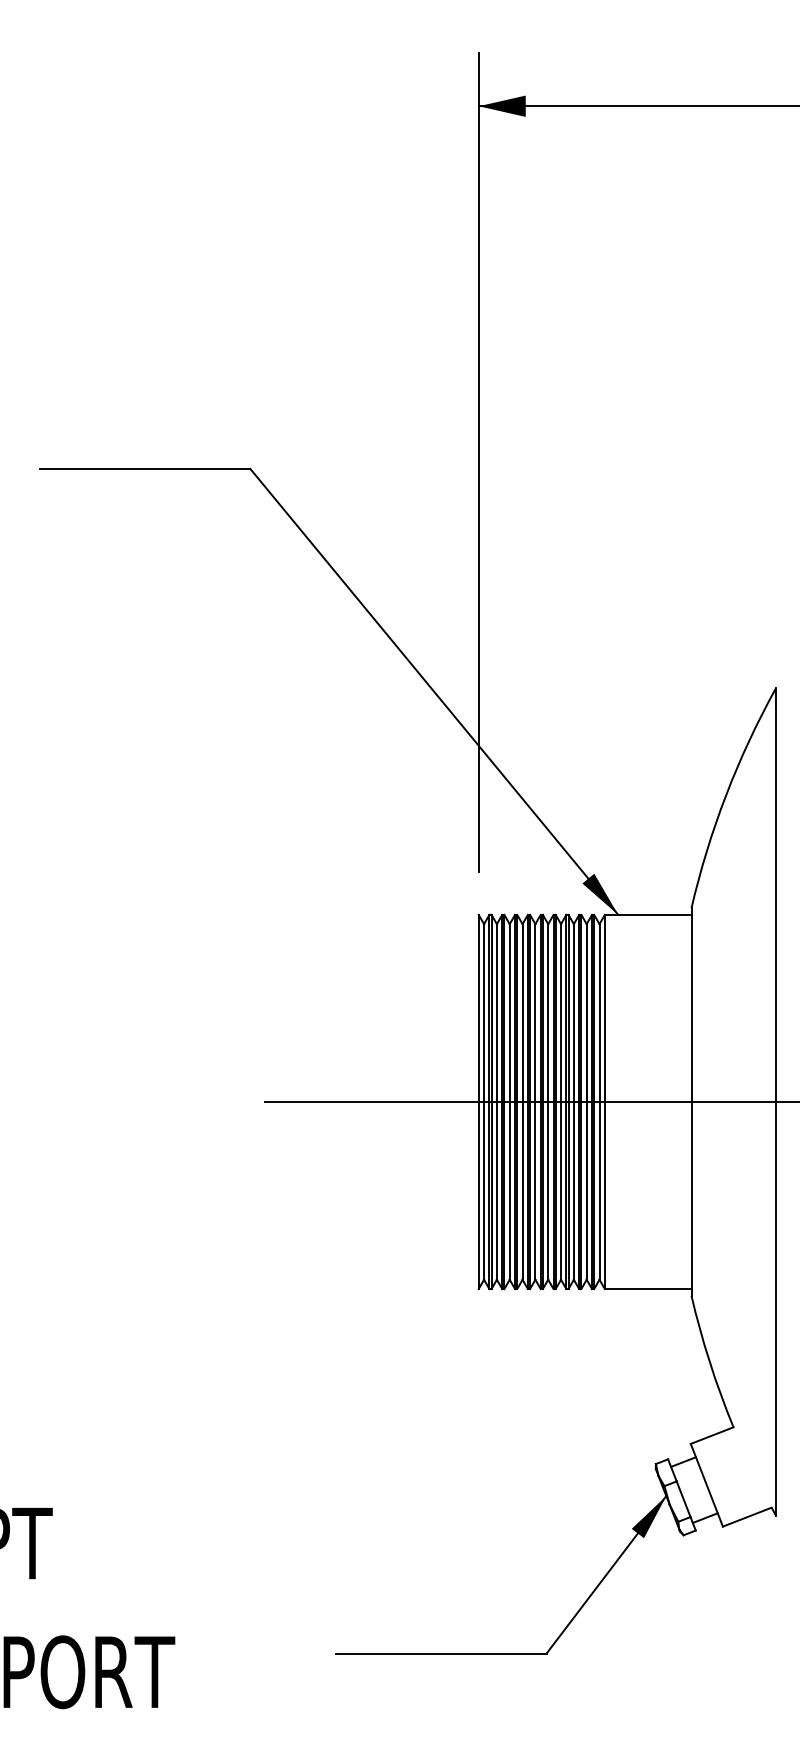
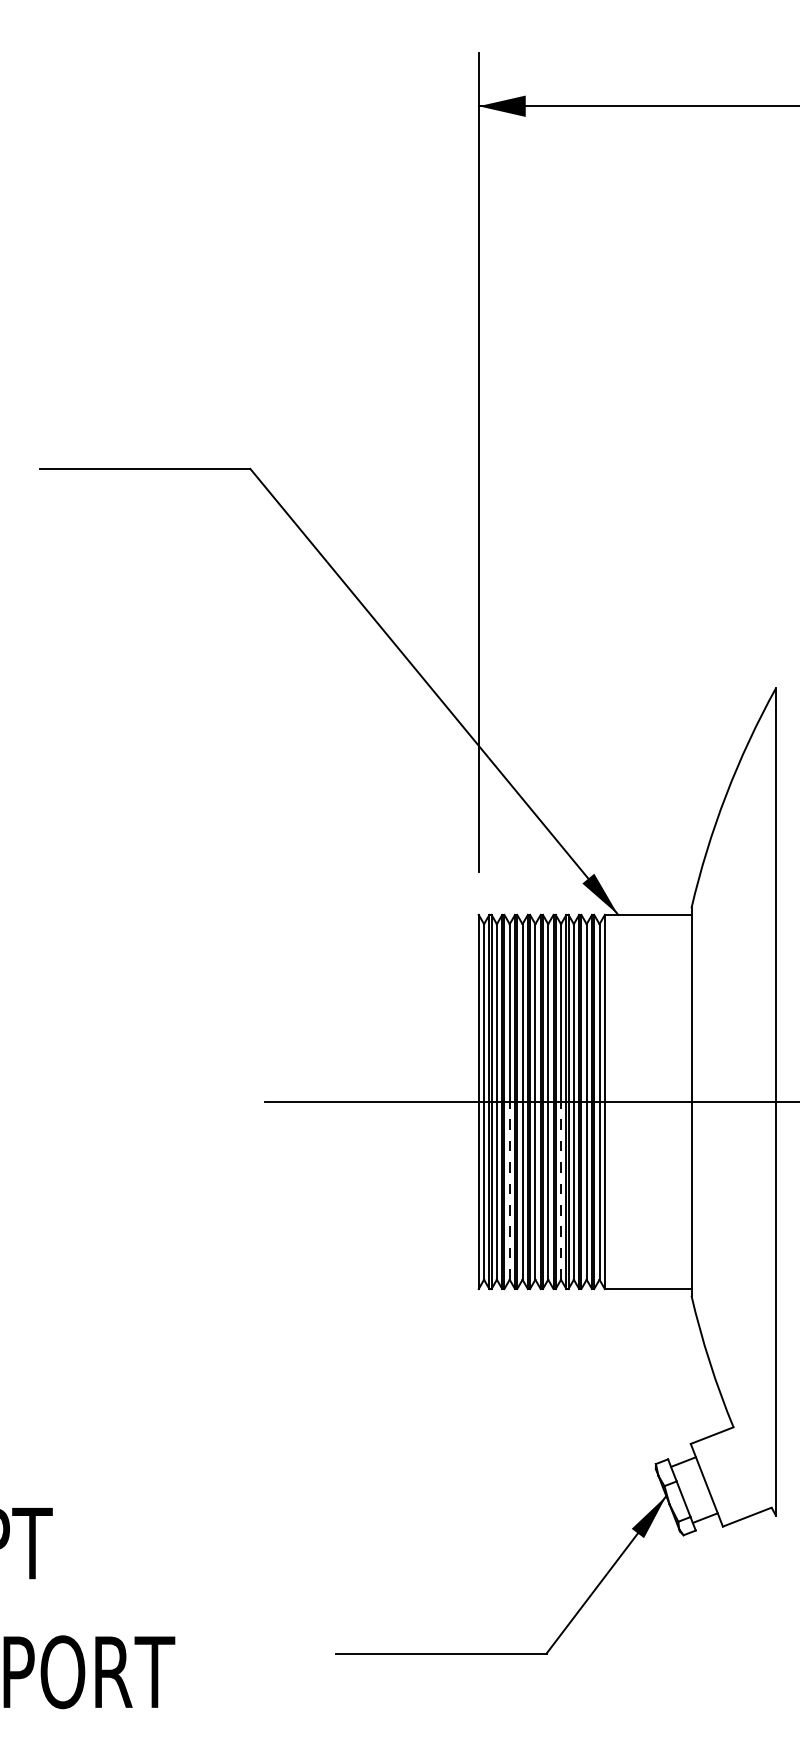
line: solid -> dashed (509, 1190)
line: solid -> dashed (561, 1190)
